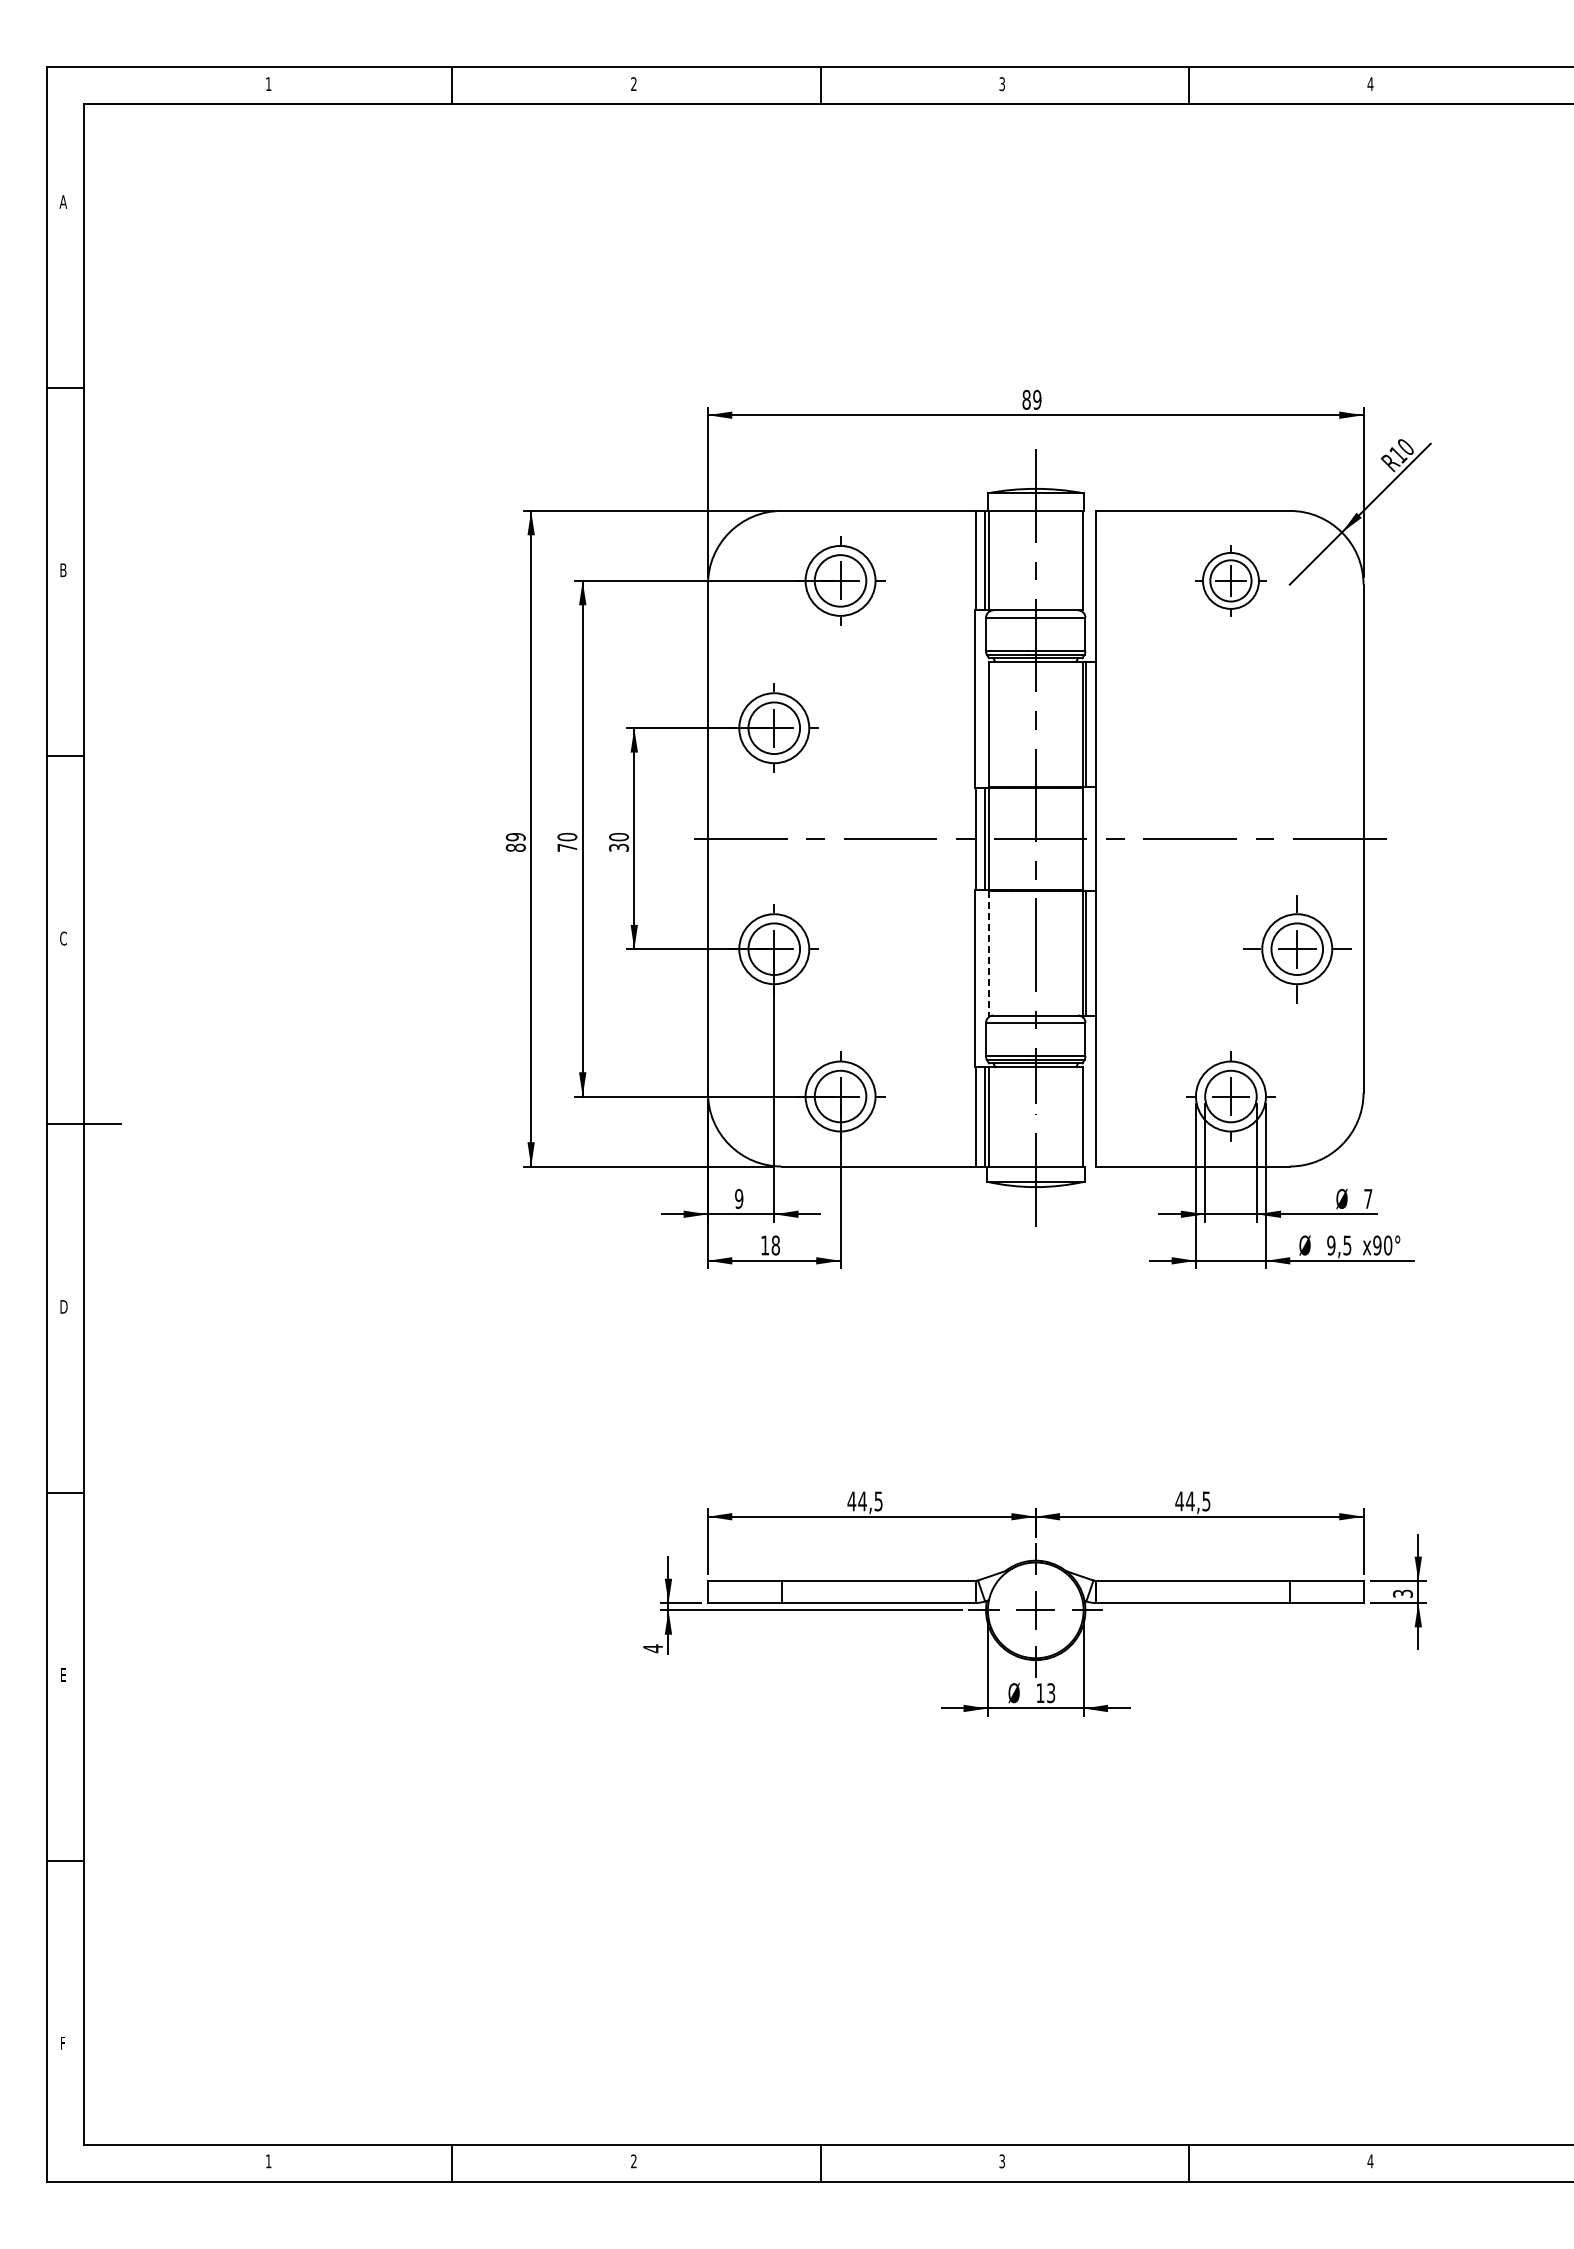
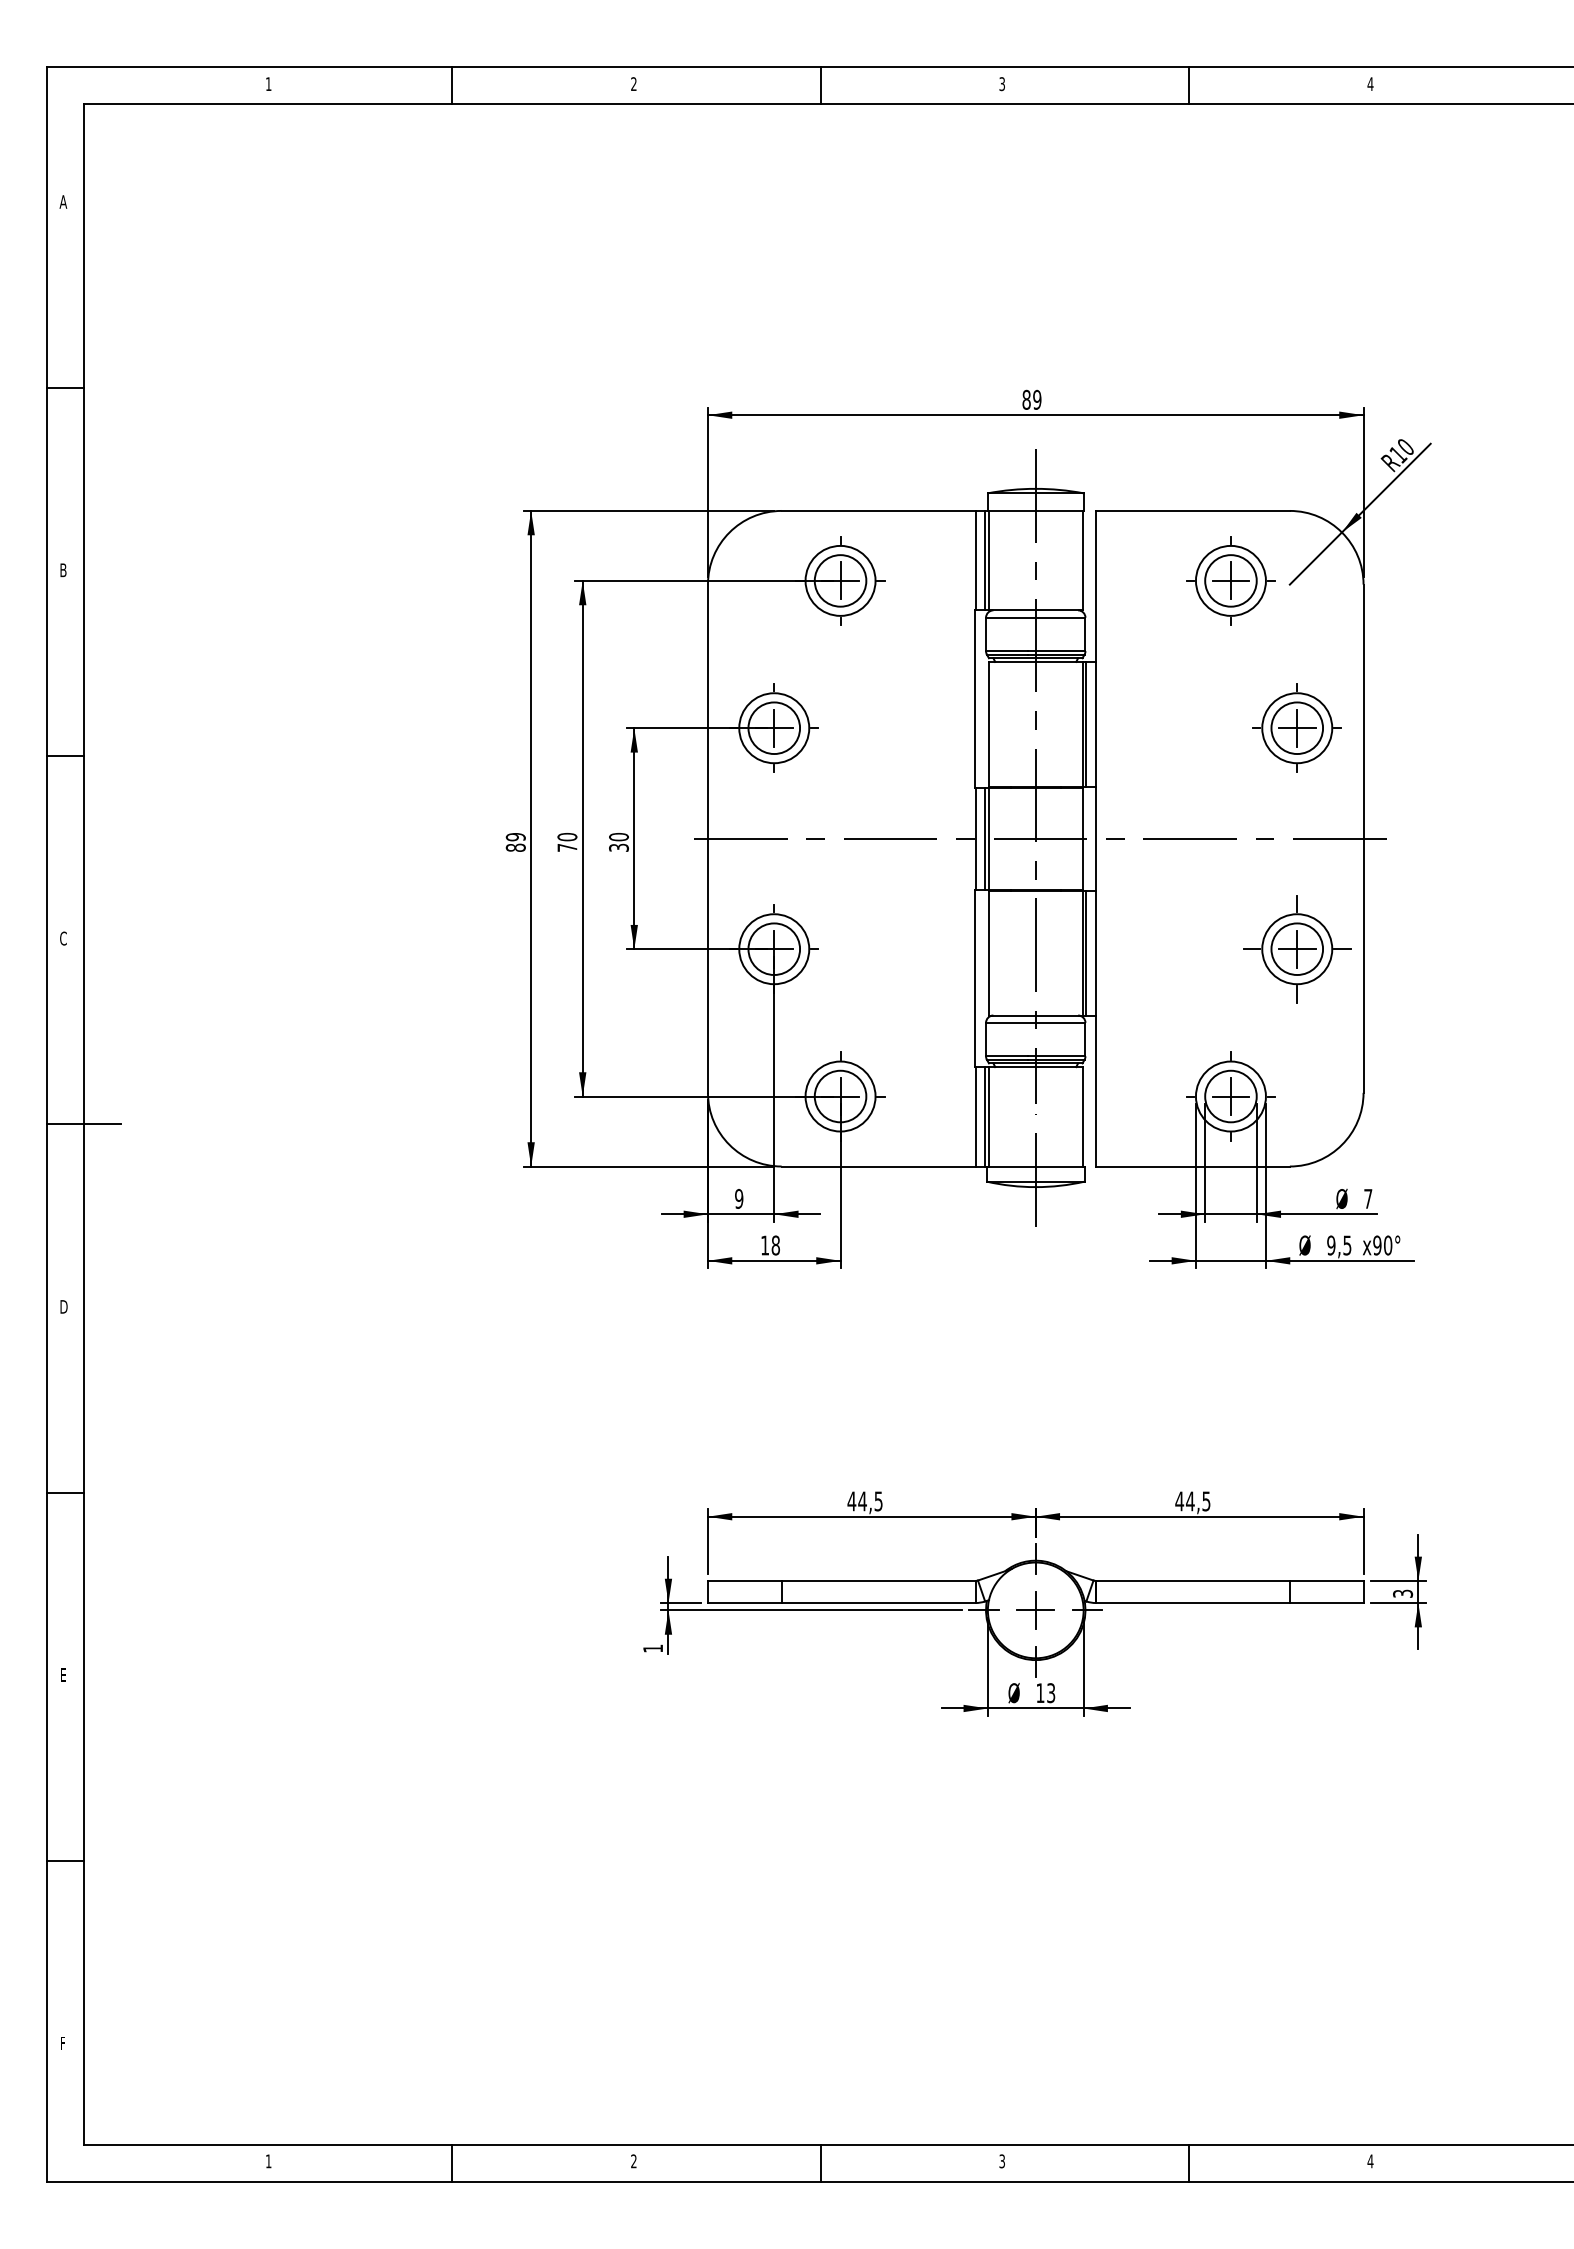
part size: 72x72 px -> 90x90 px (1230, 580)
part: none -> present (1296, 727)
line: dashed -> solid (988, 953)
text: 4 -> 1 (652, 1648)
